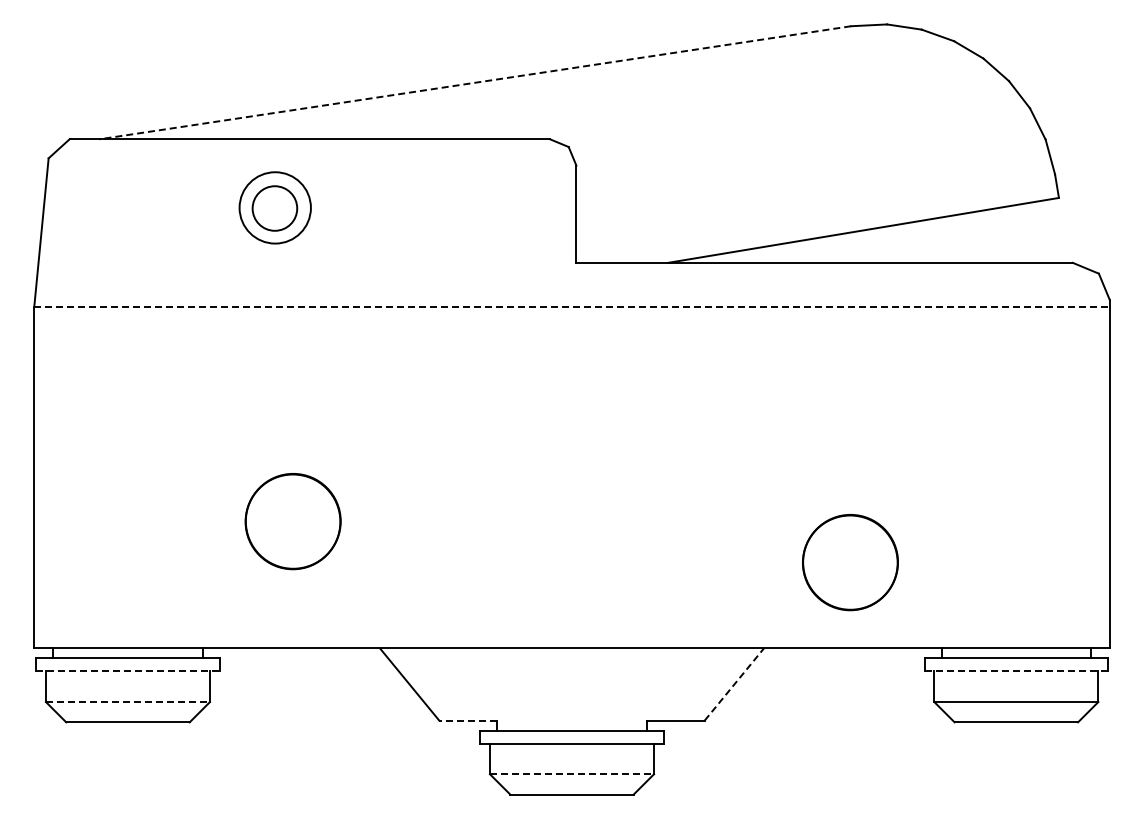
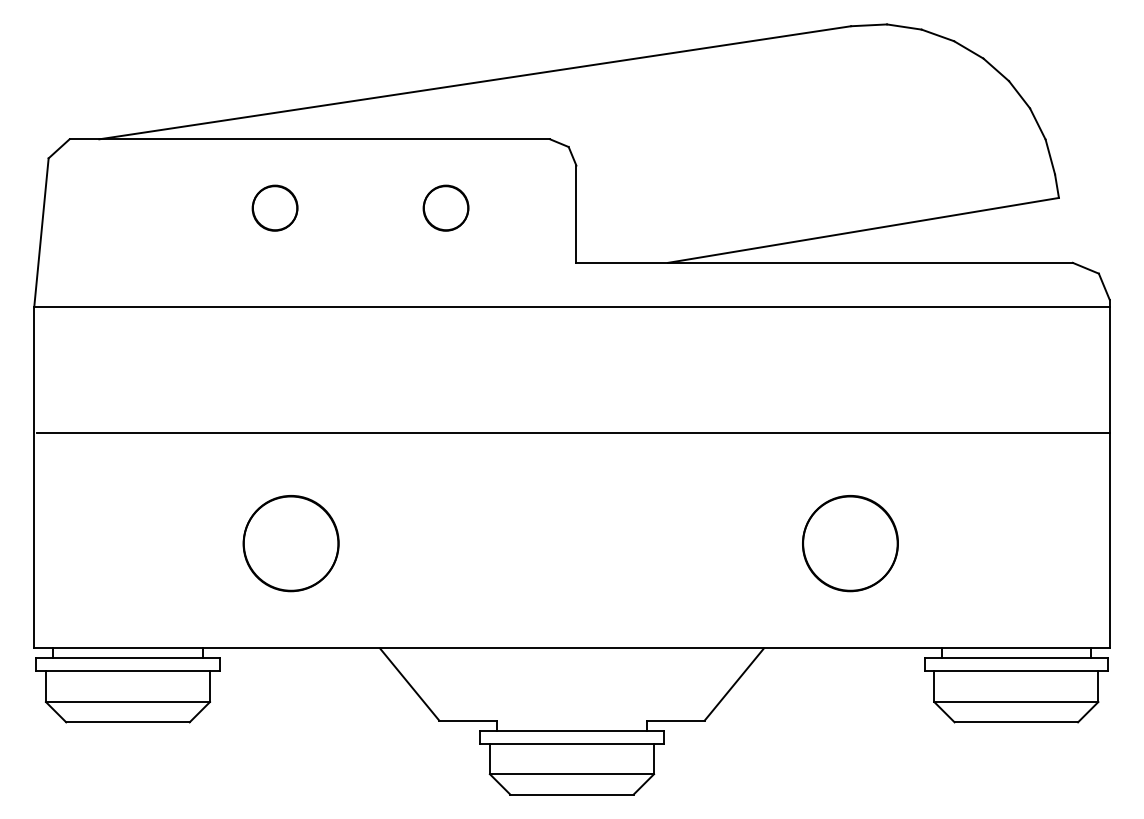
line: dashed -> solid (474, 82)
circle diameter: 71 px -> 45 px (274, 207)
part: none -> present (445, 207)
line: dashed -> solid (572, 306)
line: none -> present (572, 432)
part position: (292, 521) -> (290, 543) (290, 543)
part position: (850, 562) -> (850, 543) (850, 543)
line: dashed -> solid (127, 671)
line: dashed -> solid (1016, 671)
line: dashed -> solid (734, 684)
line: dashed -> solid (128, 702)
line: dashed -> solid (467, 720)
line: dashed -> solid (572, 774)
